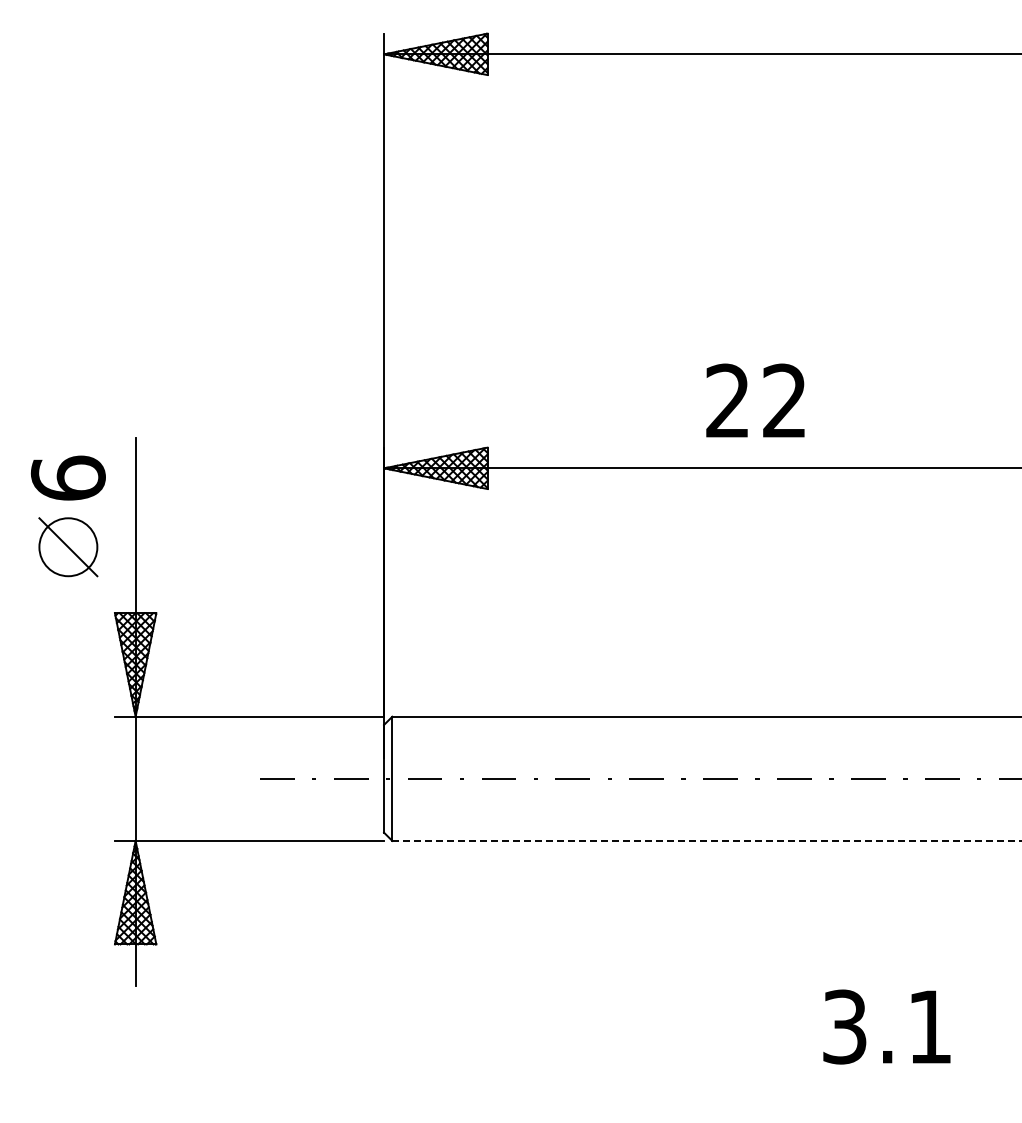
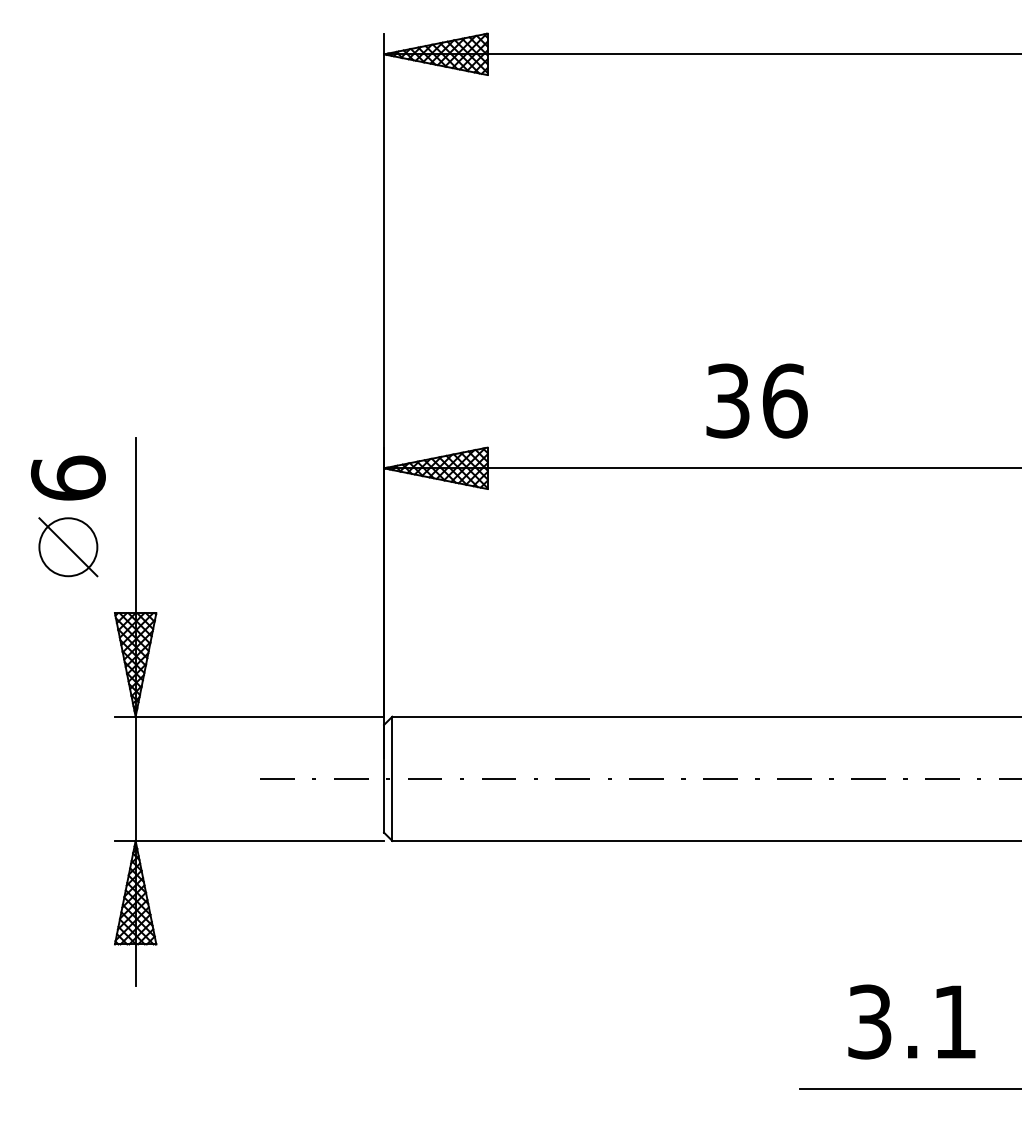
text: 22 -> 36 (756, 400)
line: dashed -> solid (707, 840)
text position: (886, 1026) -> (911, 1021) (911, 1021)
line: none -> present (908, 1089)
